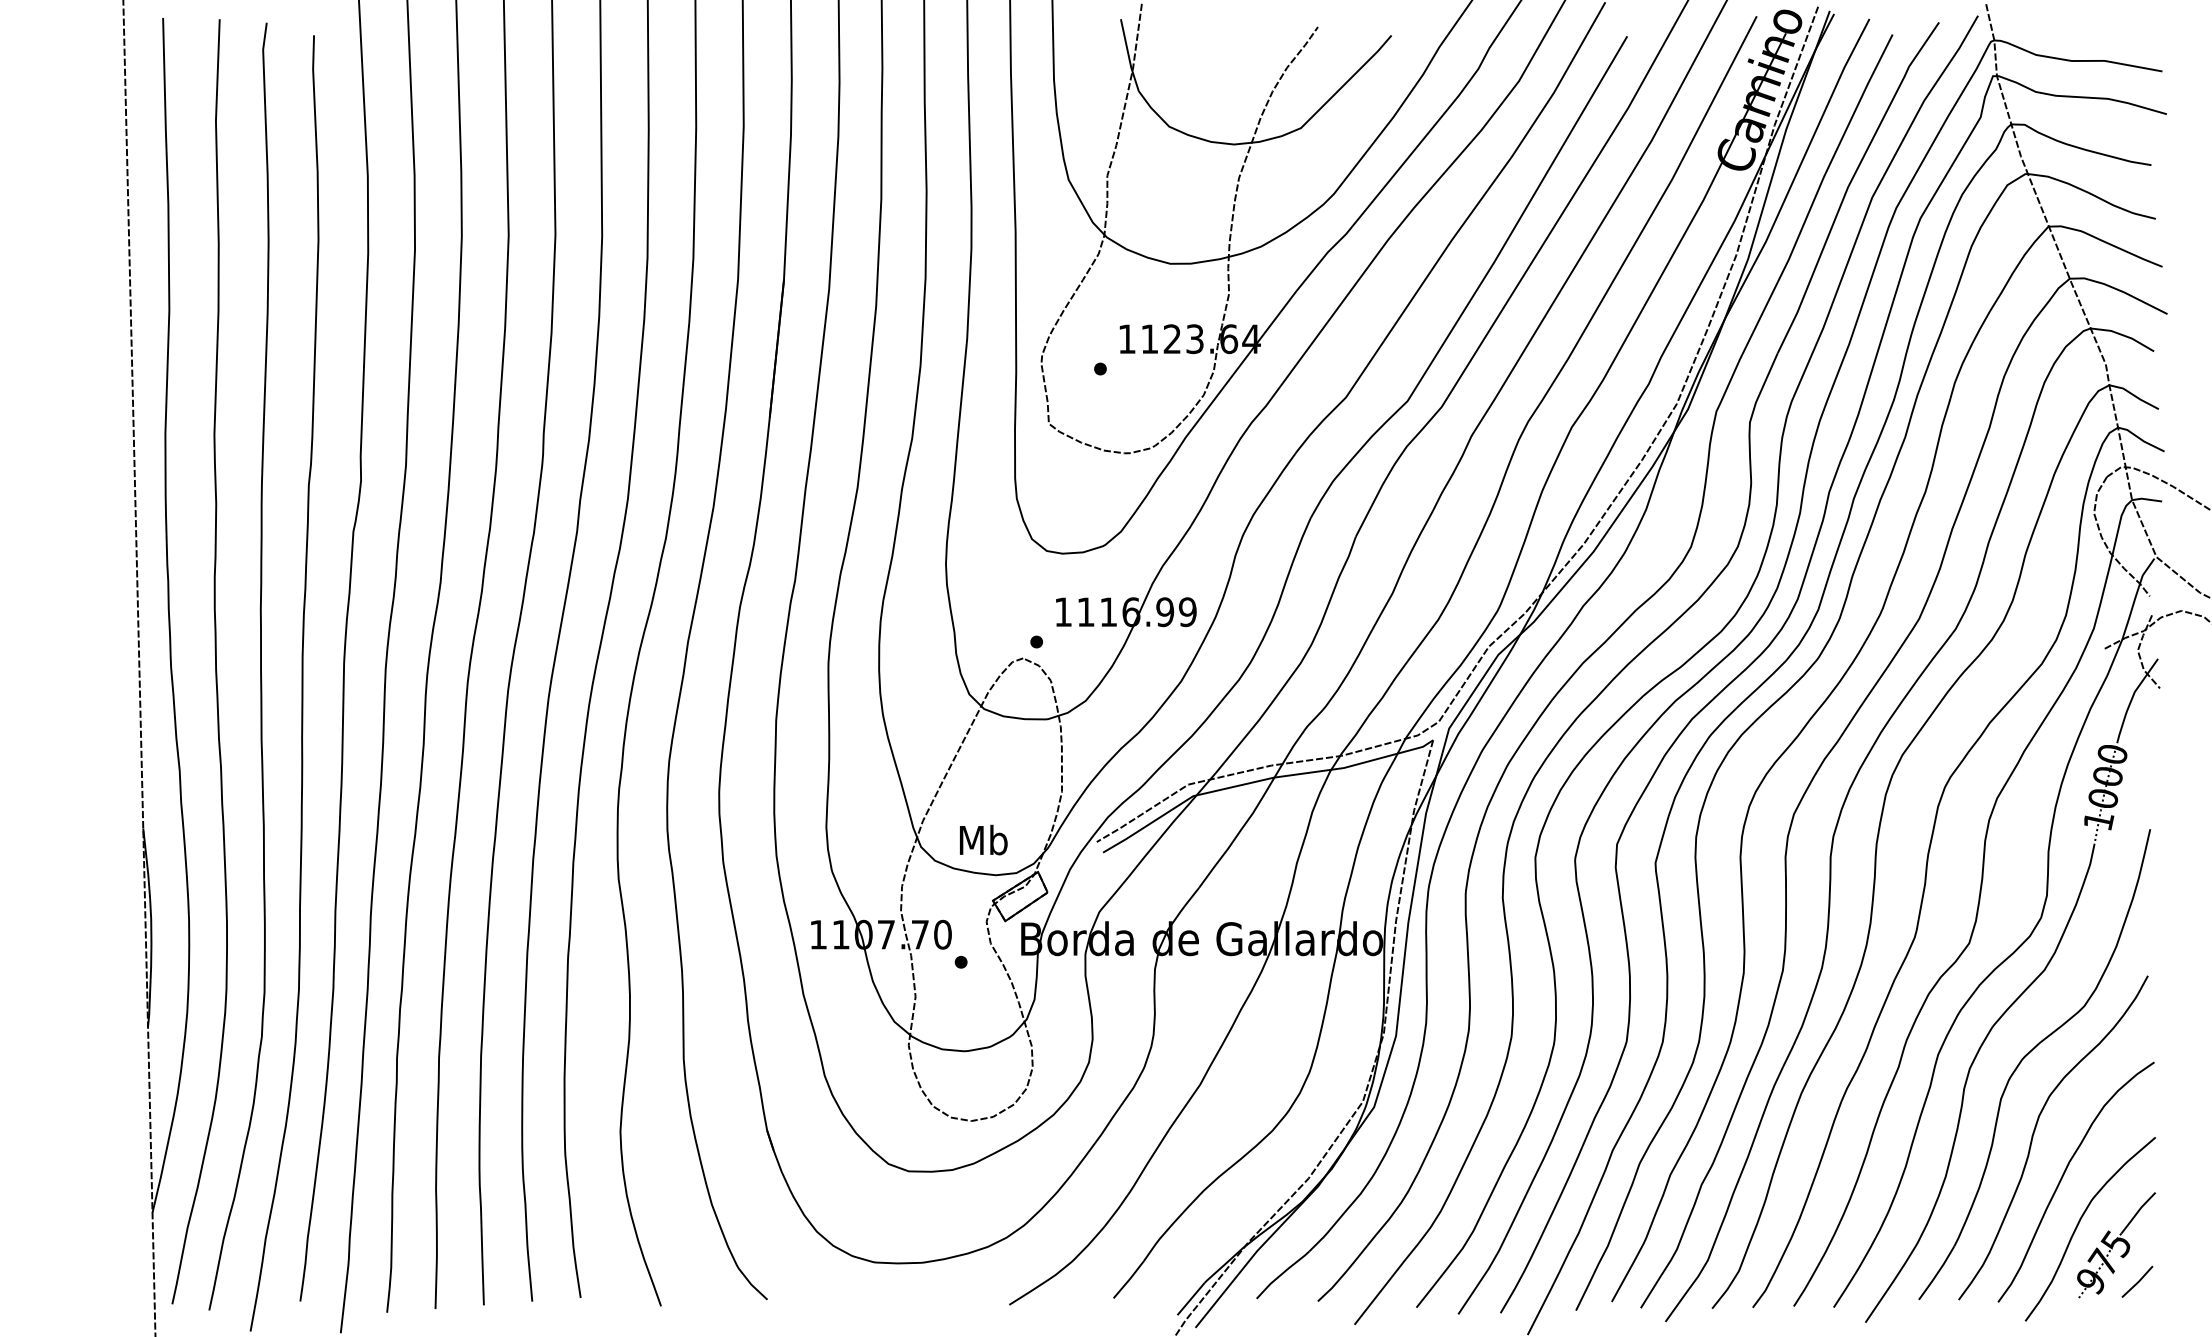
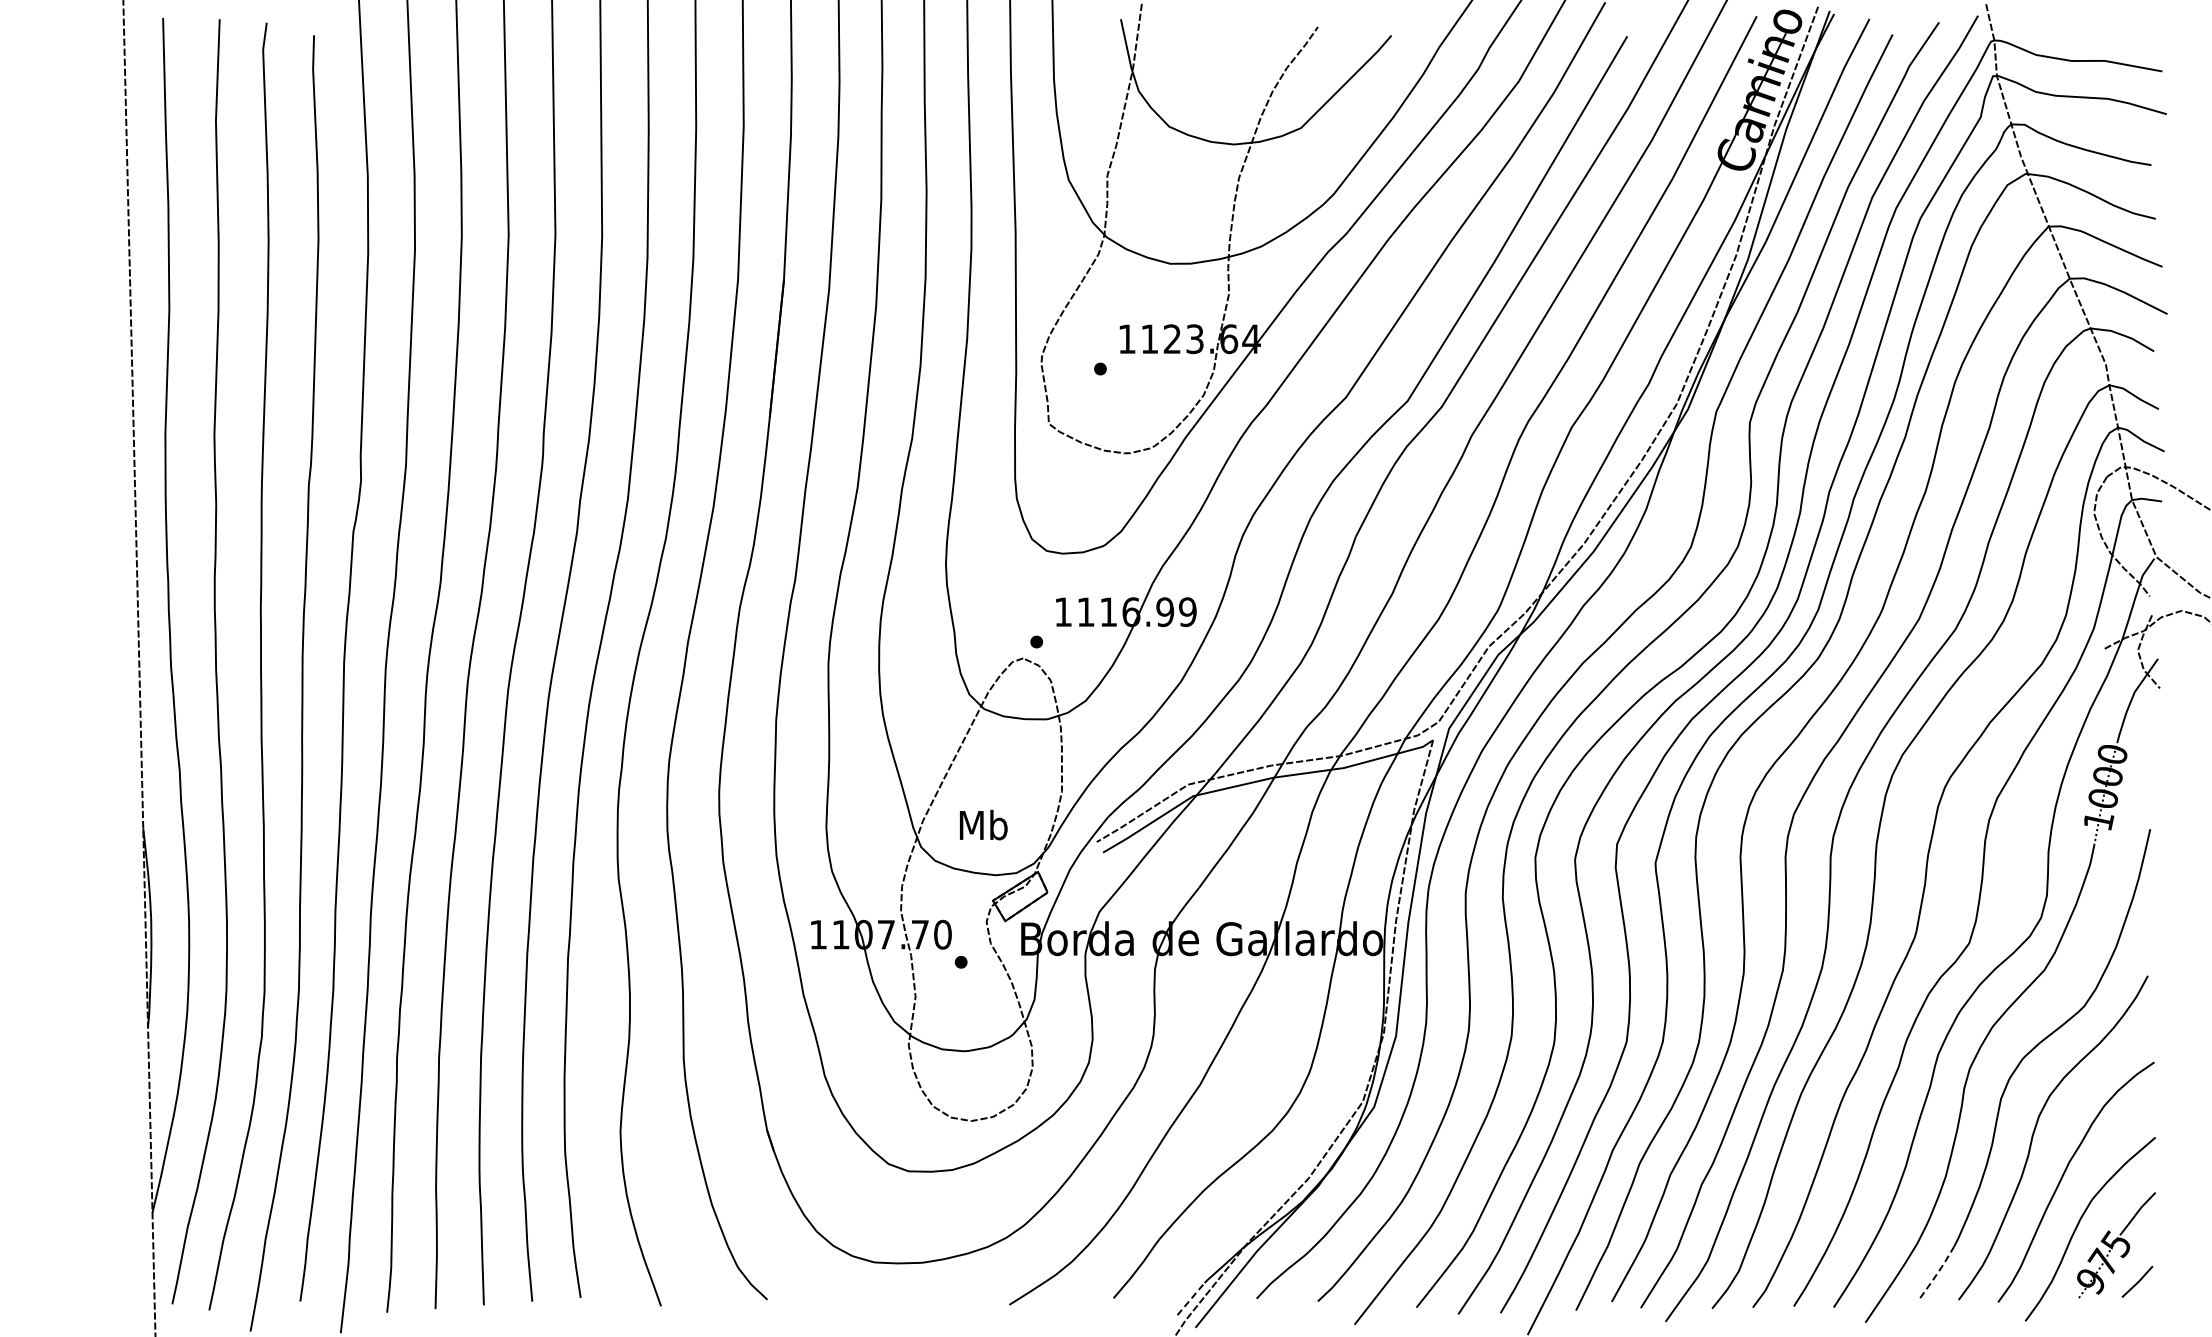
text position: (983, 839) -> (983, 824) (983, 824)
line: solid -> dashed (1937, 1273)
line: solid -> dashed (1191, 1298)
